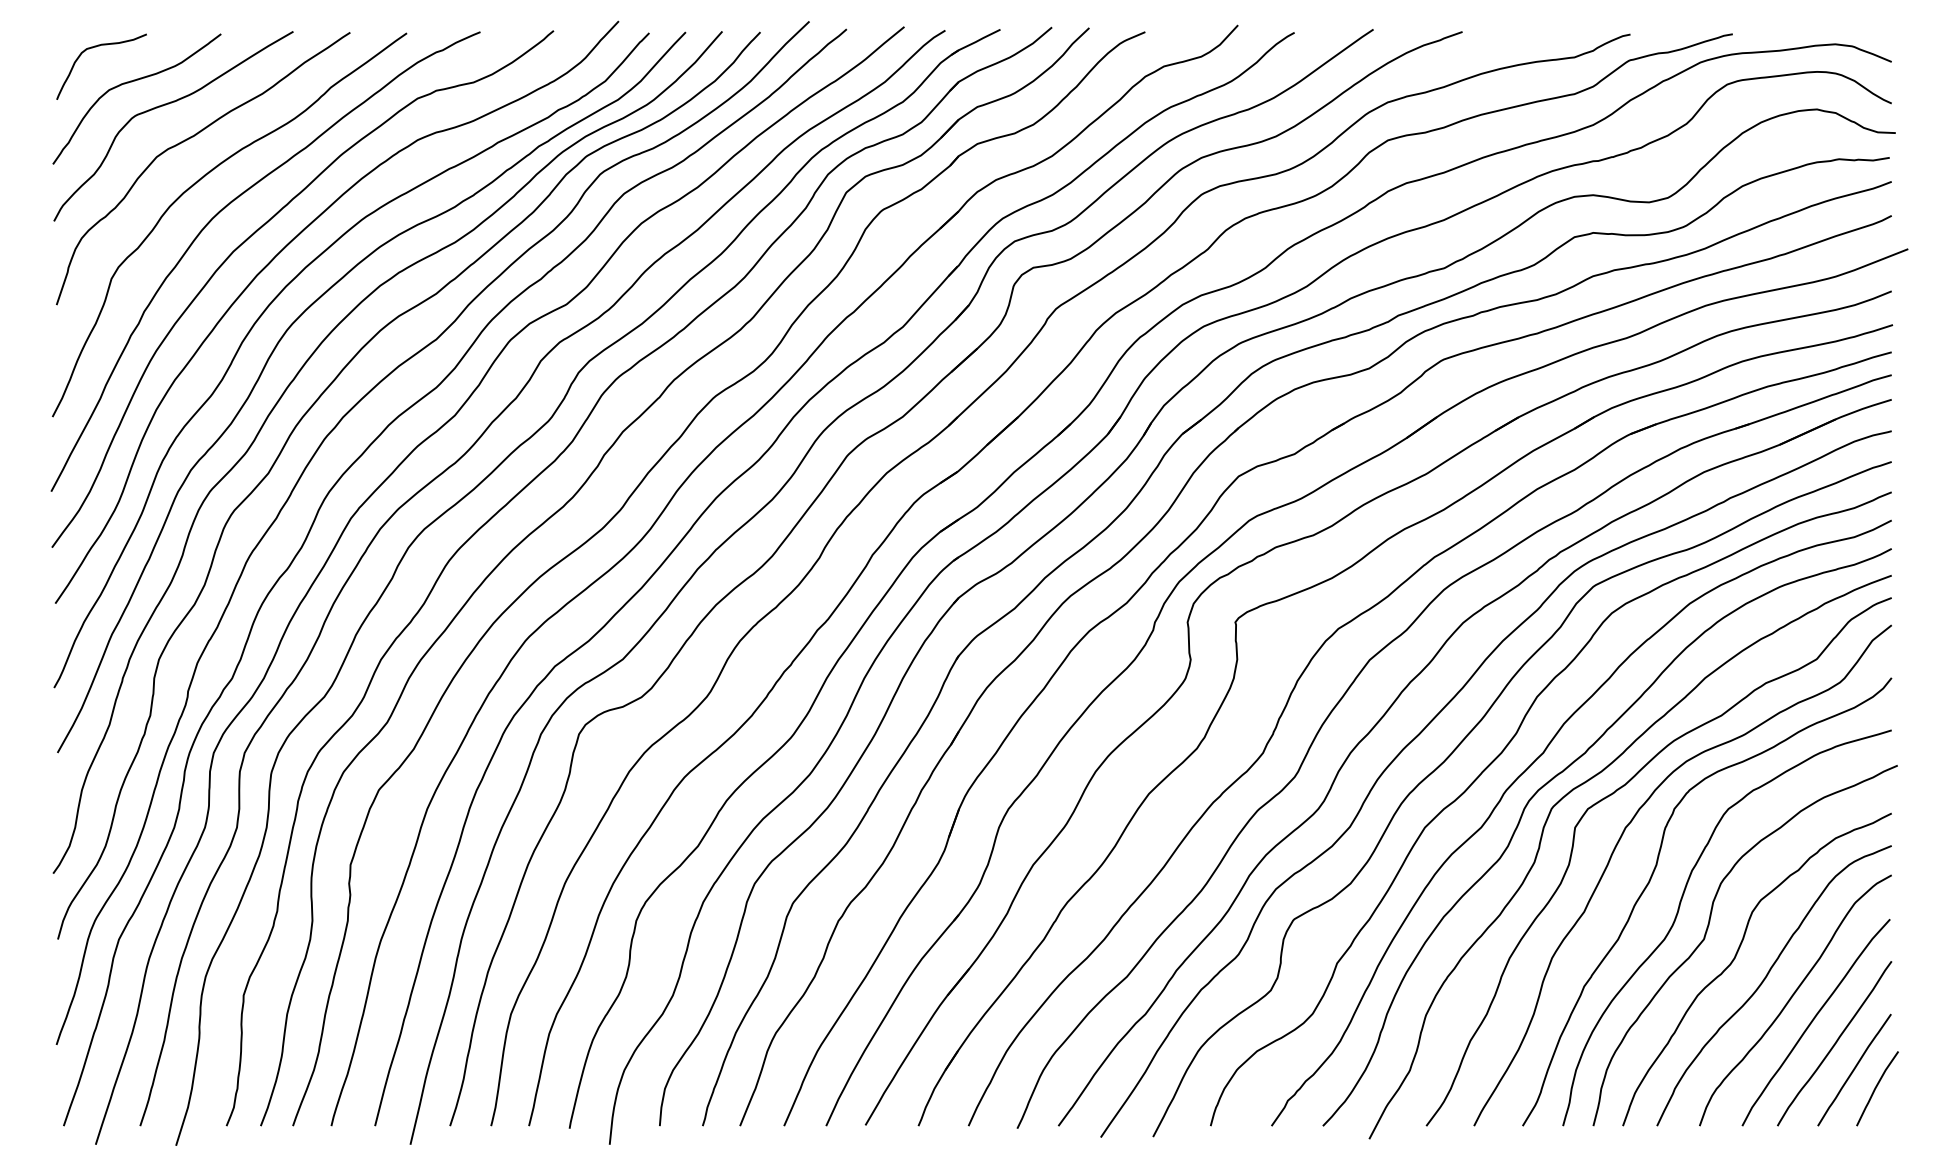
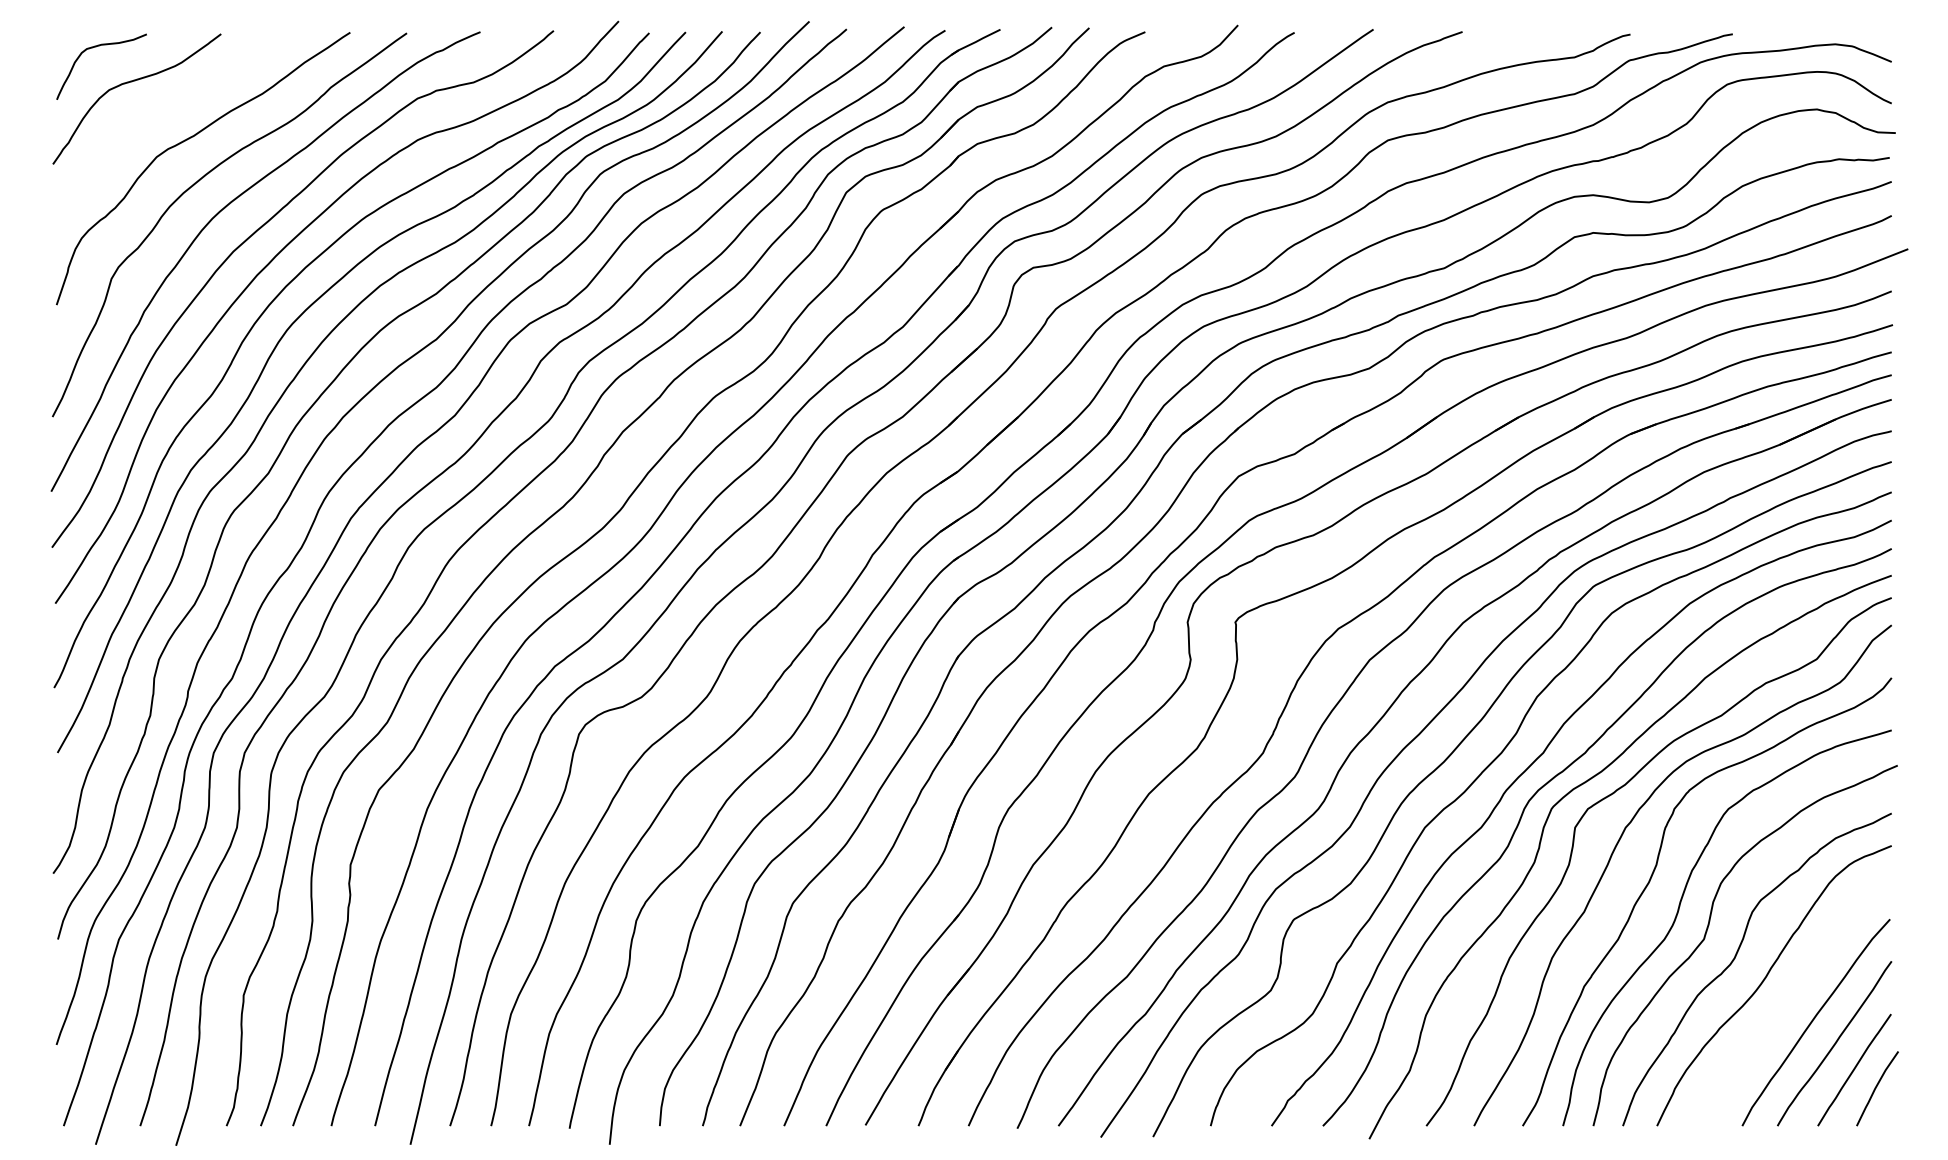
curve: present -> none (166, 105)
curve: present -> none (1791, 999)
